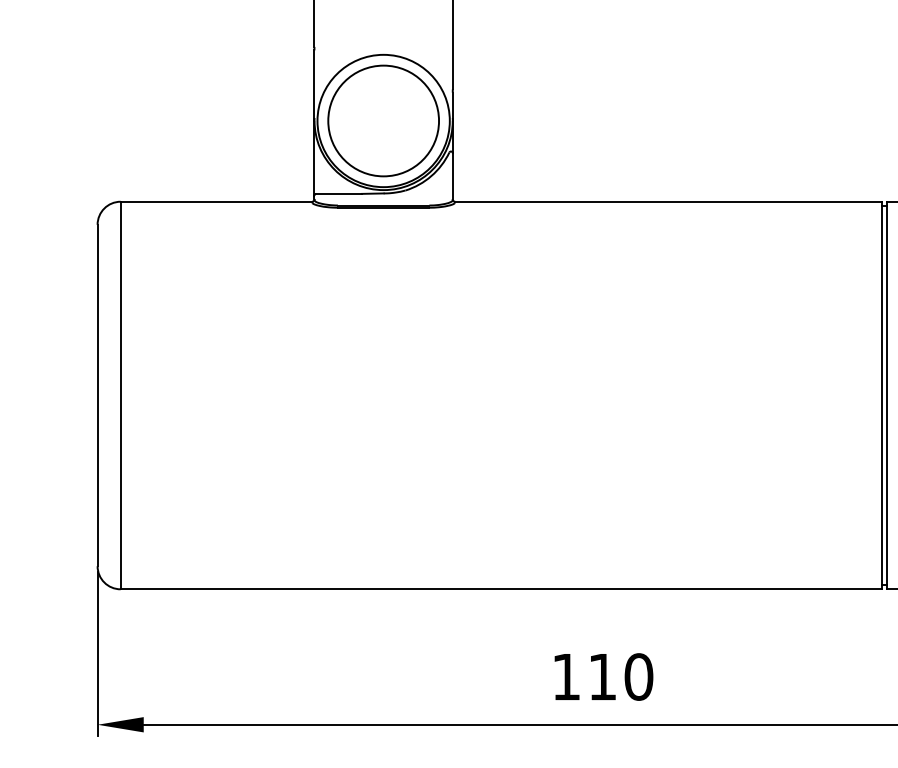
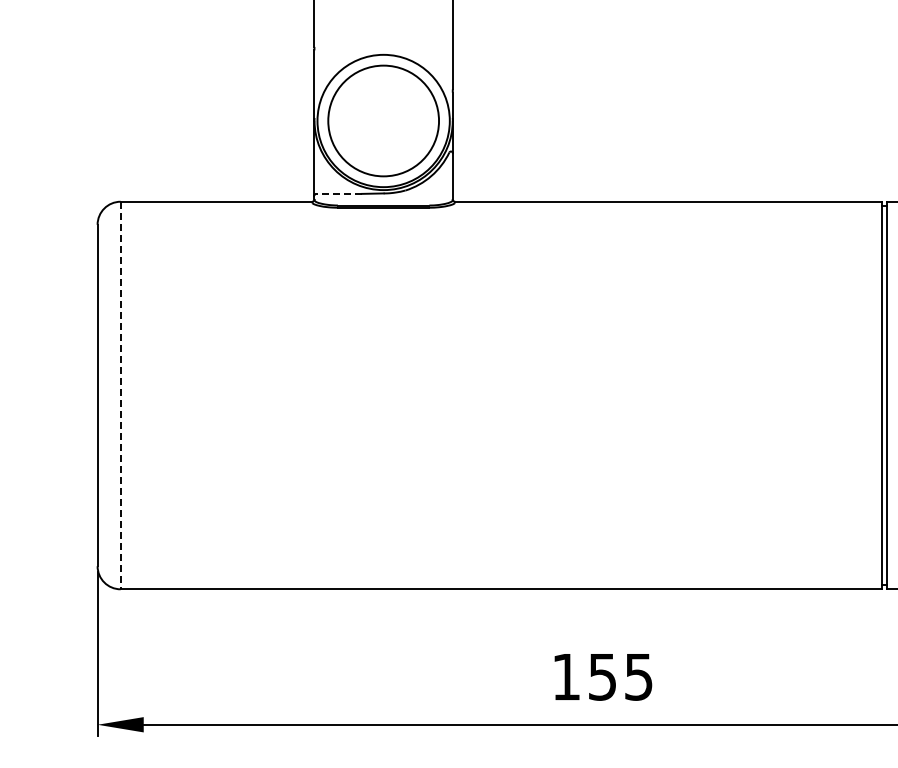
line: solid -> dashed (339, 193)
line: solid -> dashed (120, 395)
text: 110 -> 155 (621, 676)
